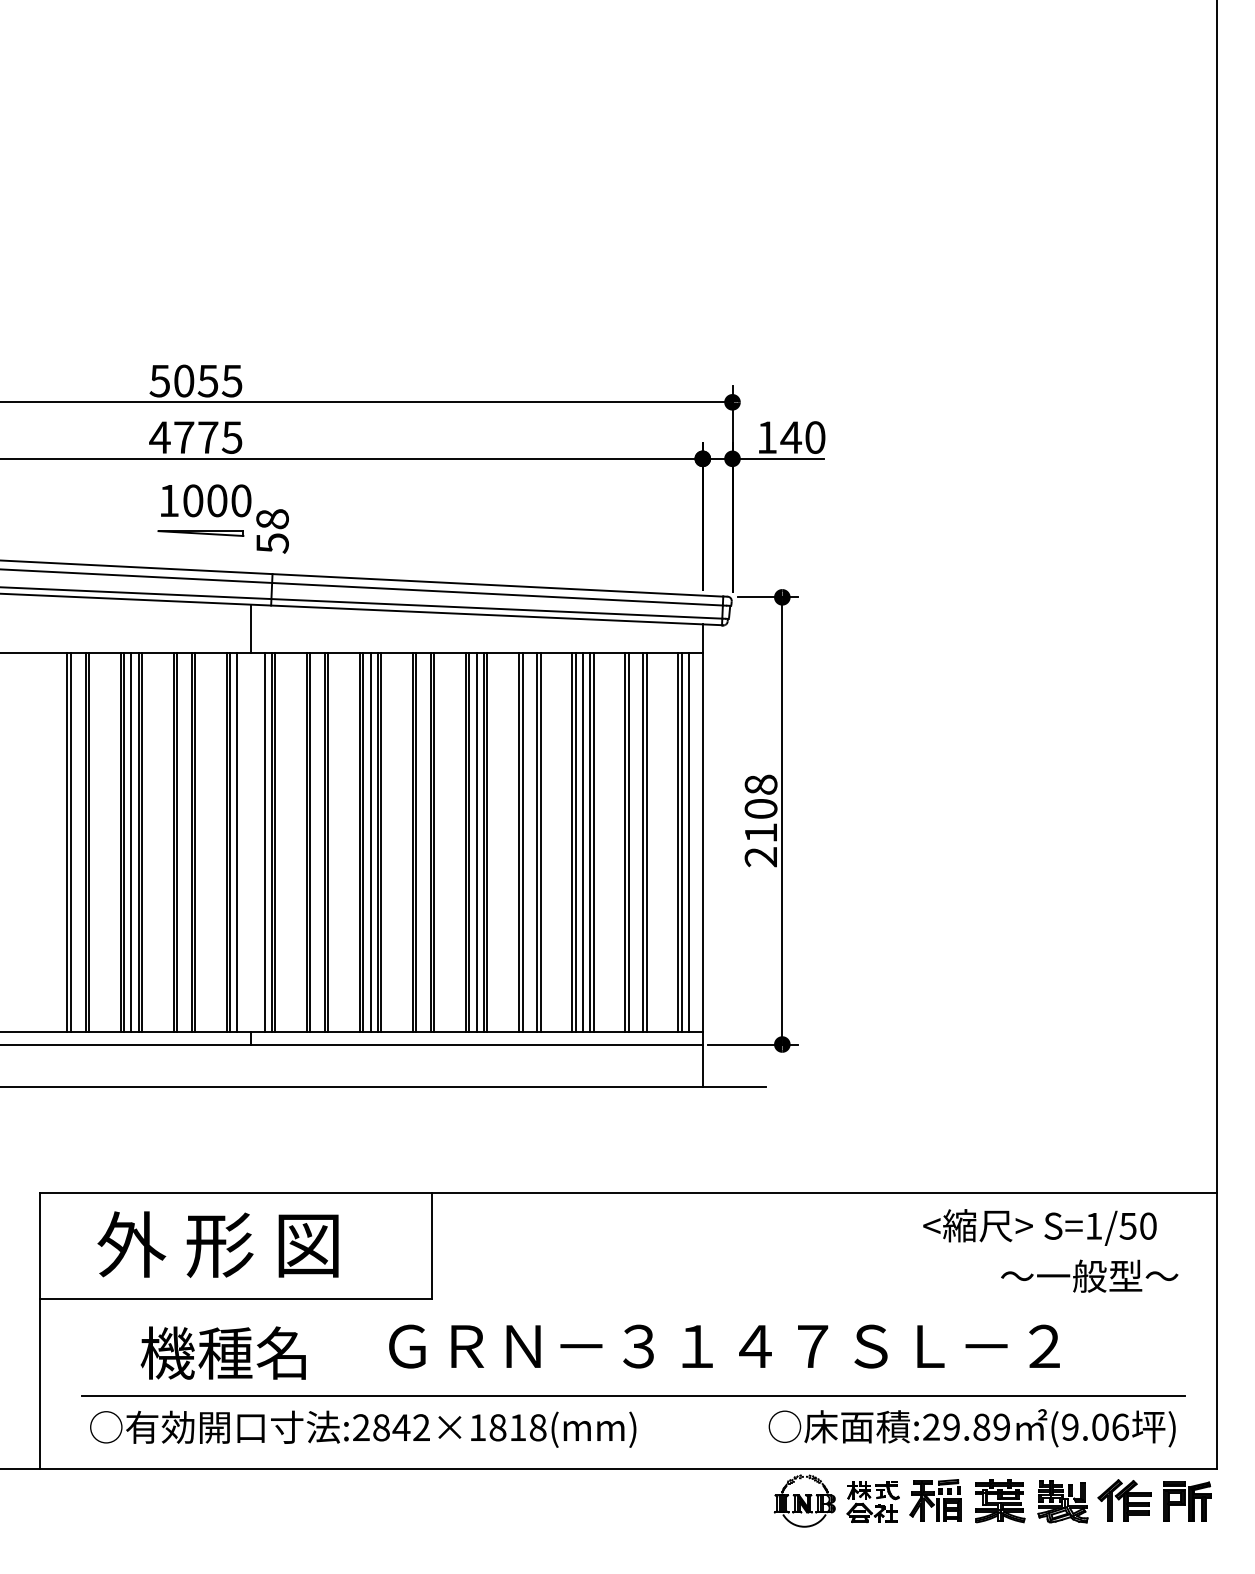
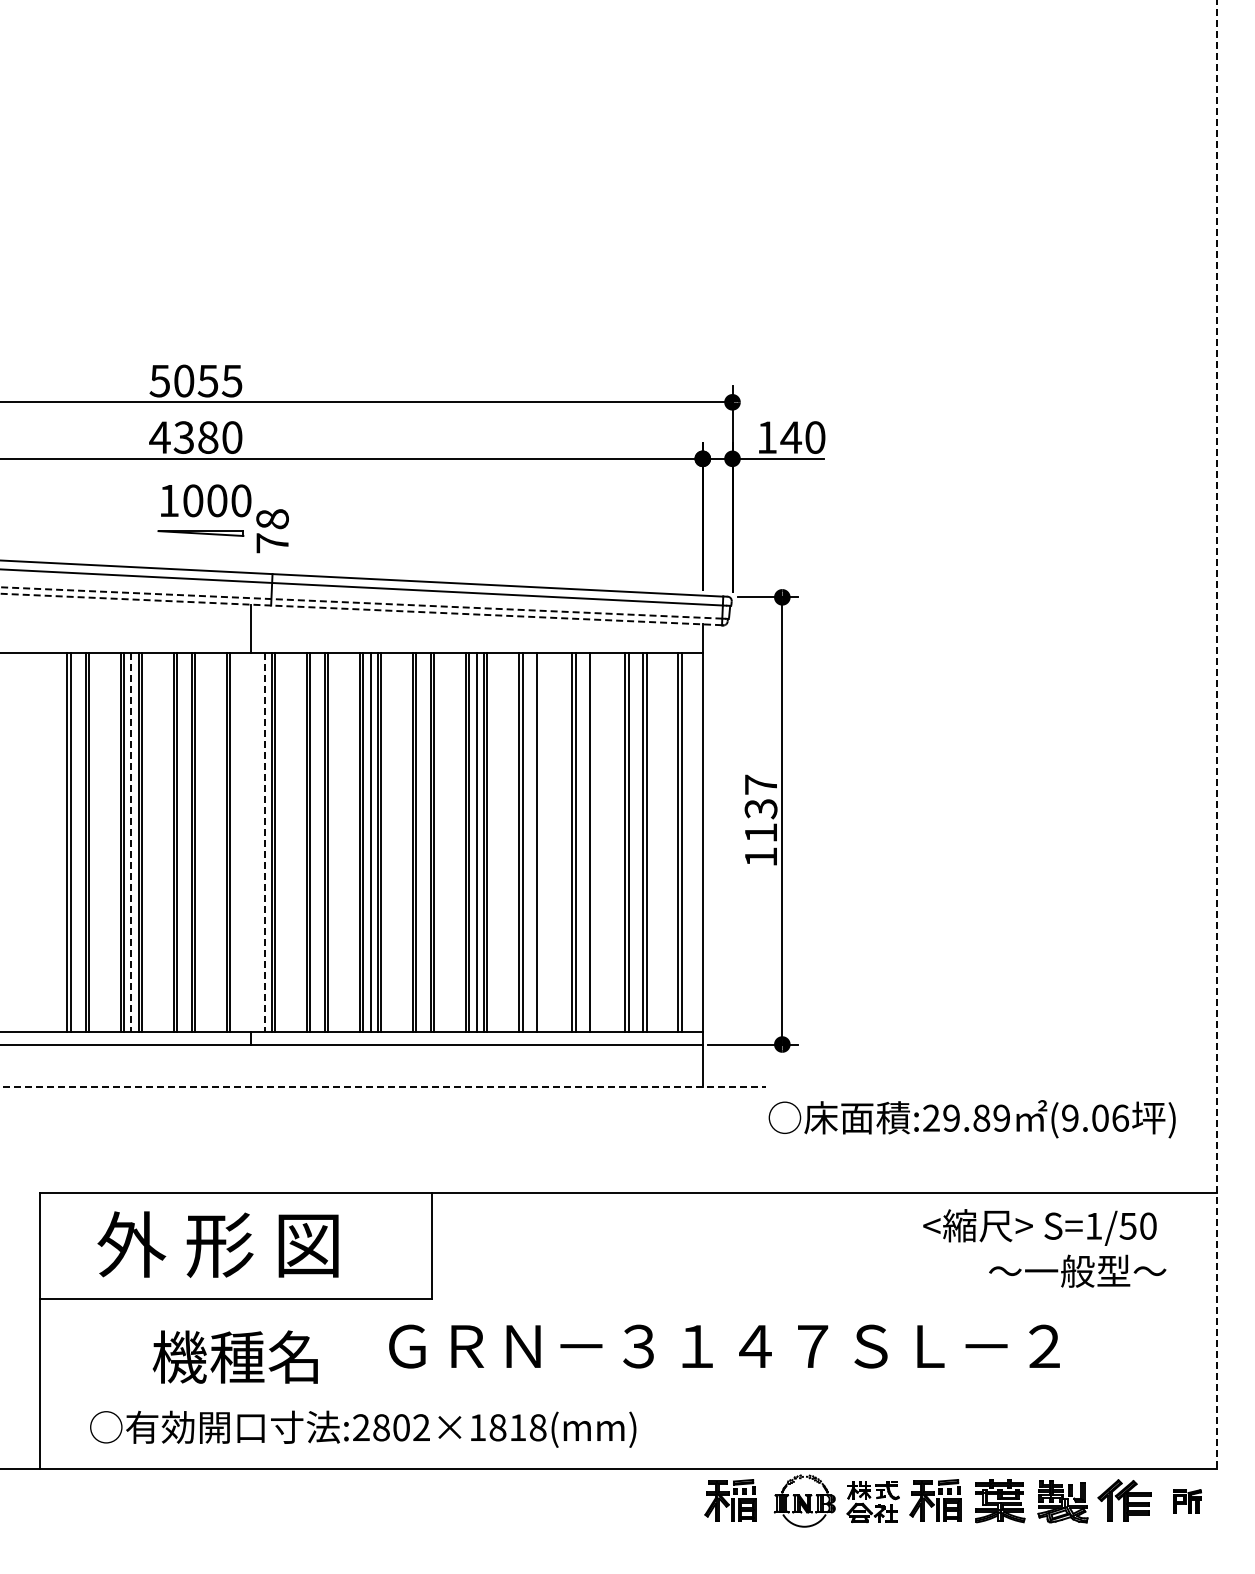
text: 4775 -> 4380 (207, 437)
text: 58 -> 78 (272, 543)
line: solid -> dashed (361, 602)
line: solid -> dashed (360, 609)
line: solid -> dashed (1217, 734)
text: 2108 -> 1137 (760, 820)
line: solid -> dashed (131, 842)
line: present -> none (237, 842)
line: solid -> dashed (264, 842)
line: present -> none (540, 842)
line: present -> none (582, 842)
line: present -> none (593, 842)
line: present -> none (689, 842)
line: solid -> dashed (383, 1086)
text position: (1089, 1275) -> (1077, 1270) (1077, 1270)
text position: (222, 1352) -> (234, 1356) (234, 1356)
line: present -> none (633, 1395)
text: :2842×1818(mm) -> :2802×1818(mm) (401, 1427)
text position: (971, 1428) -> (971, 1119) (971, 1119)
part: none -> present (730, 1500)
part size: 49x41 px -> 29x25 px (1187, 1501)
